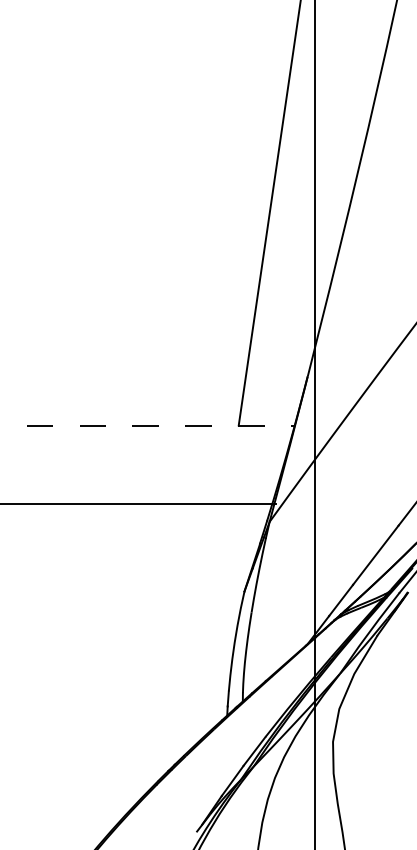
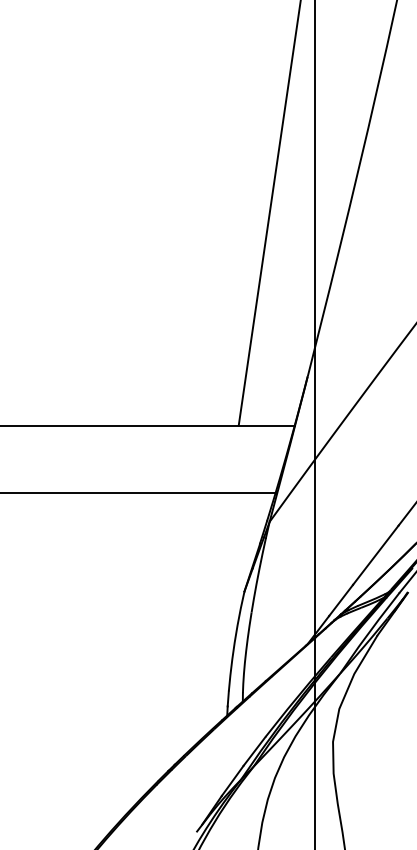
line: dashed -> solid (147, 426)
line position: (138, 503) -> (138, 492) (138, 492)
